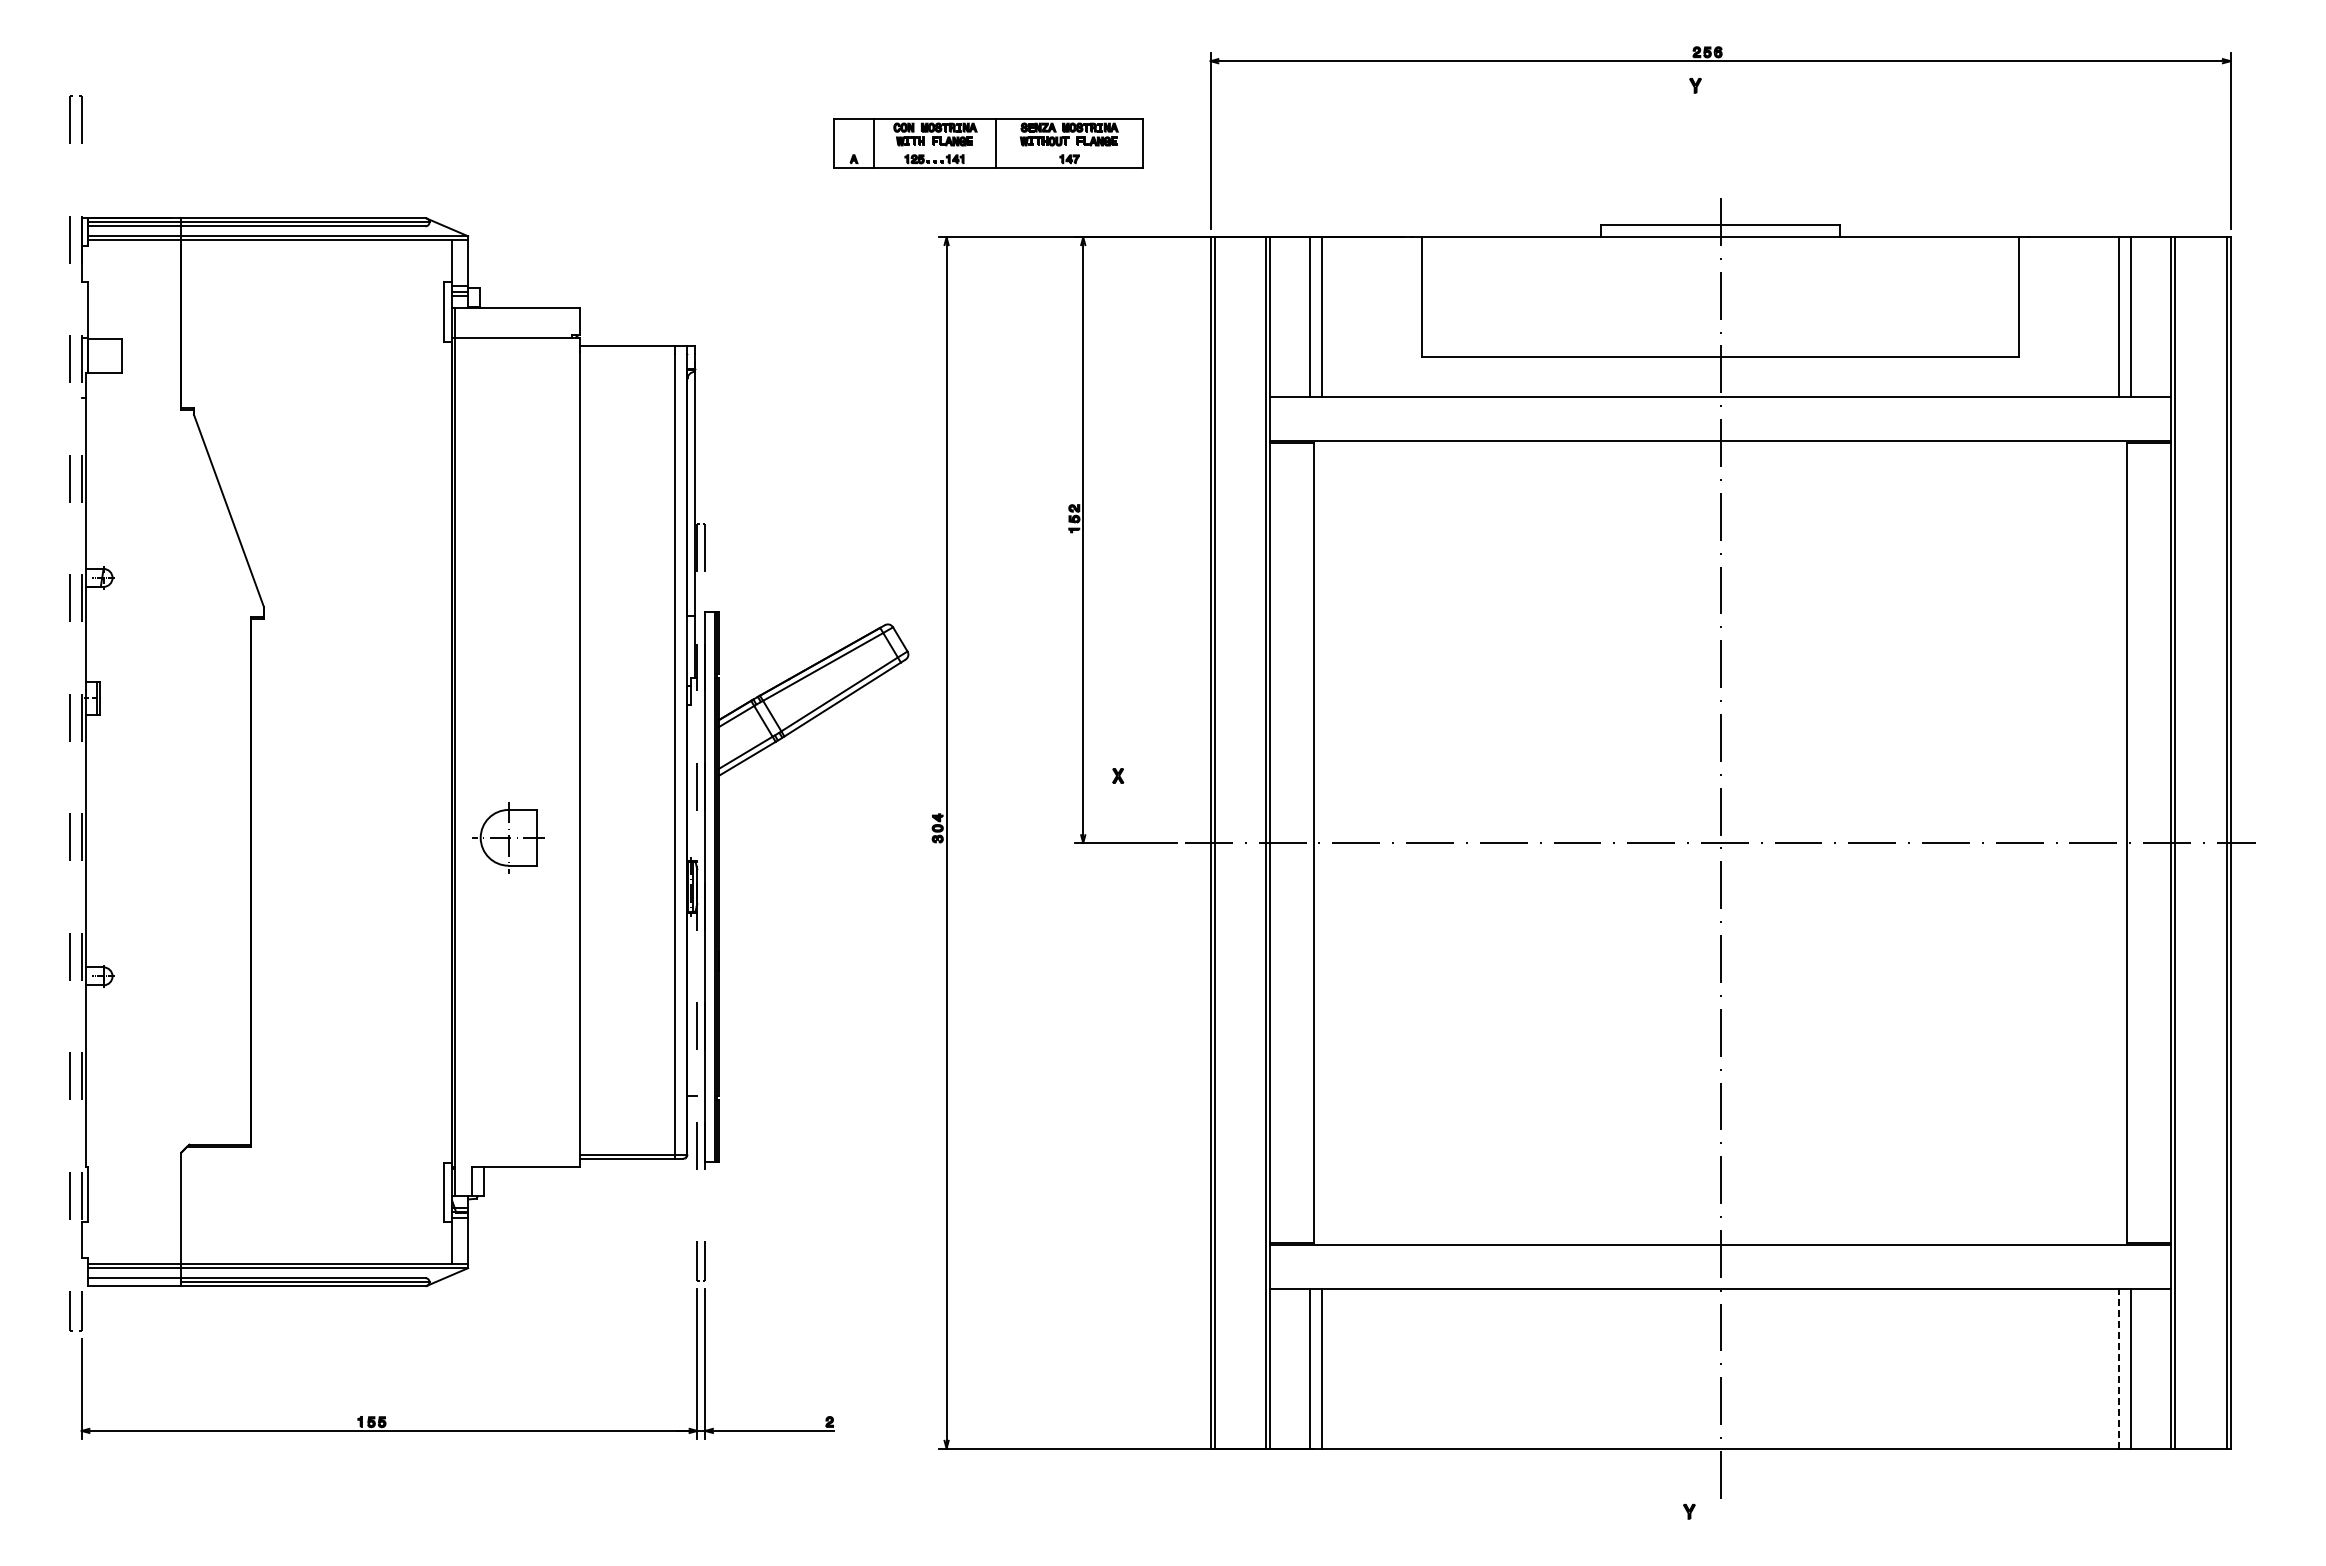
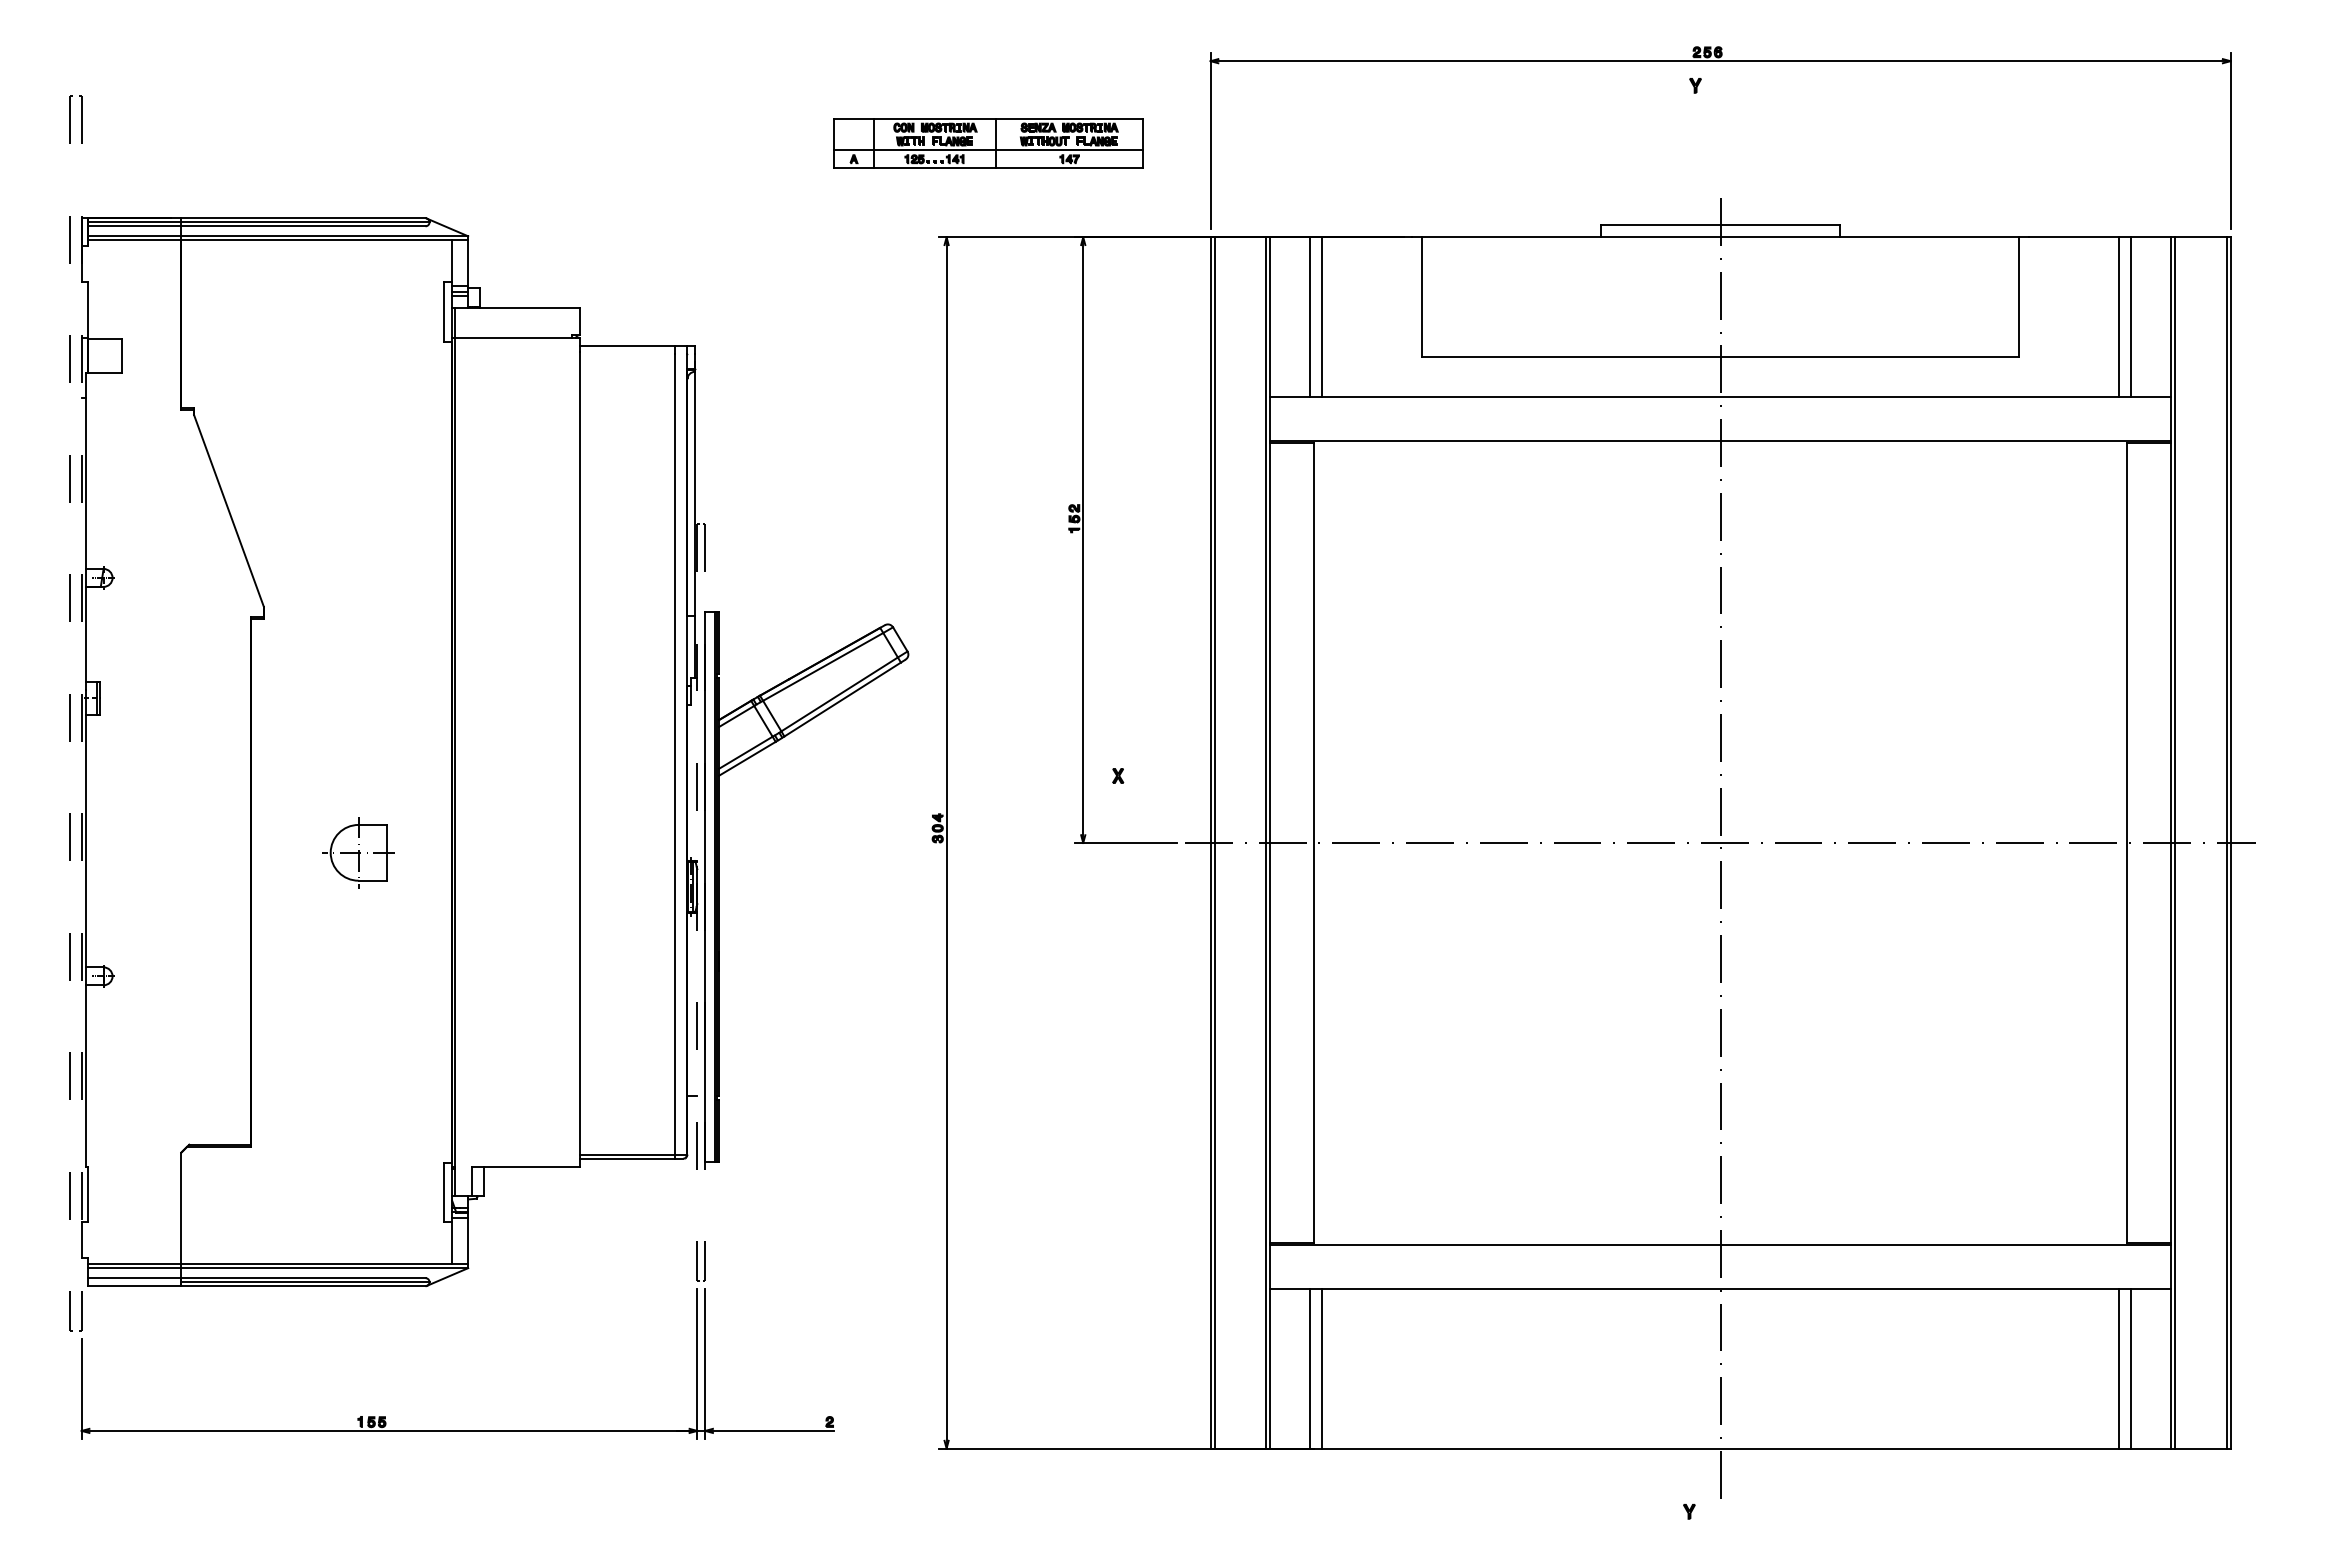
line: none -> present (987, 150)
part position: (508, 837) -> (358, 852) (358, 852)
line: dashed -> solid (2119, 1368)
